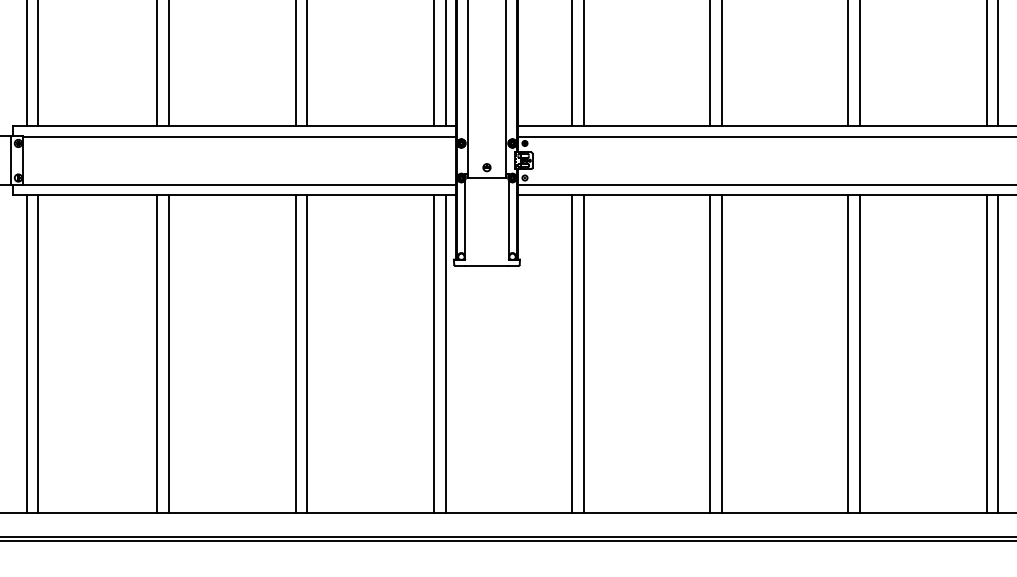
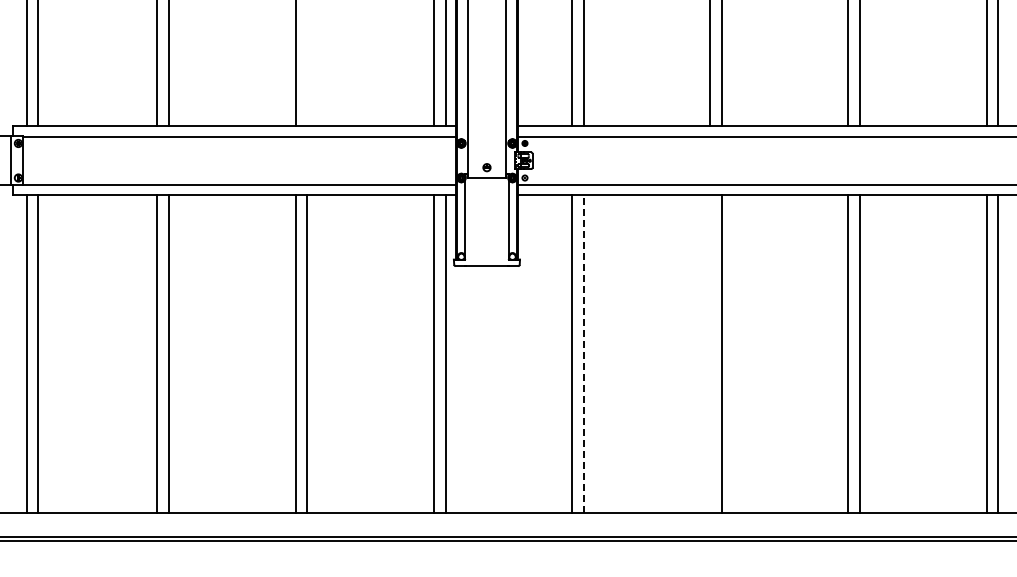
line: present -> none (307, 64)
line: solid -> dashed (583, 354)
line: present -> none (710, 354)
